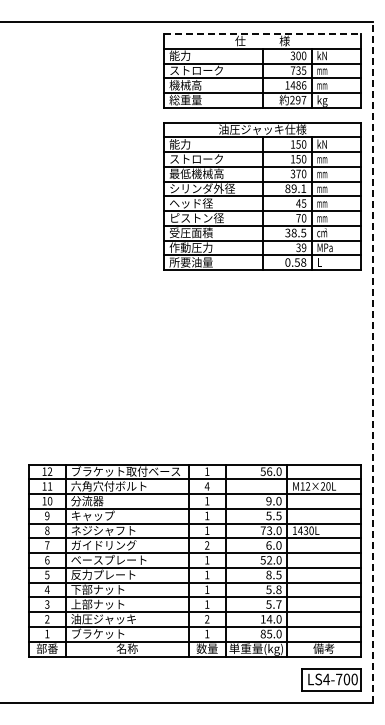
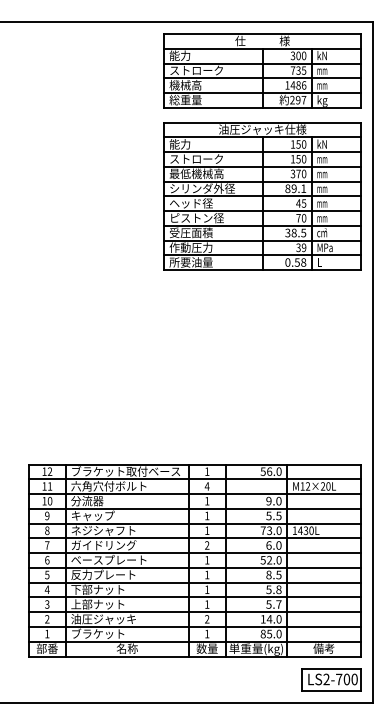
line: dashed -> solid (263, 34)
line: dashed -> solid (373, 362)
text: LS4-700 -> LS2-700 (326, 679)
